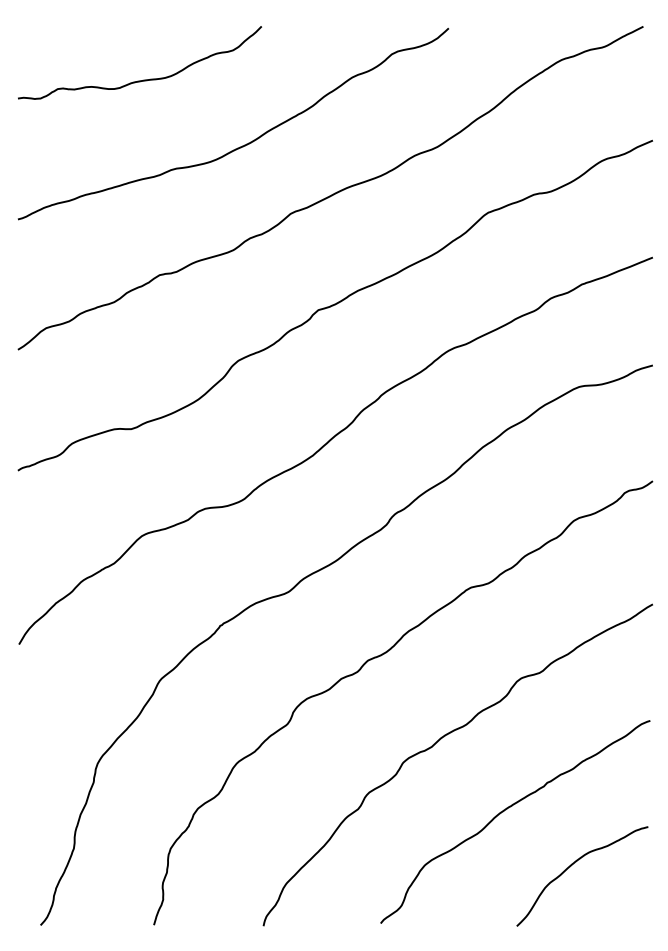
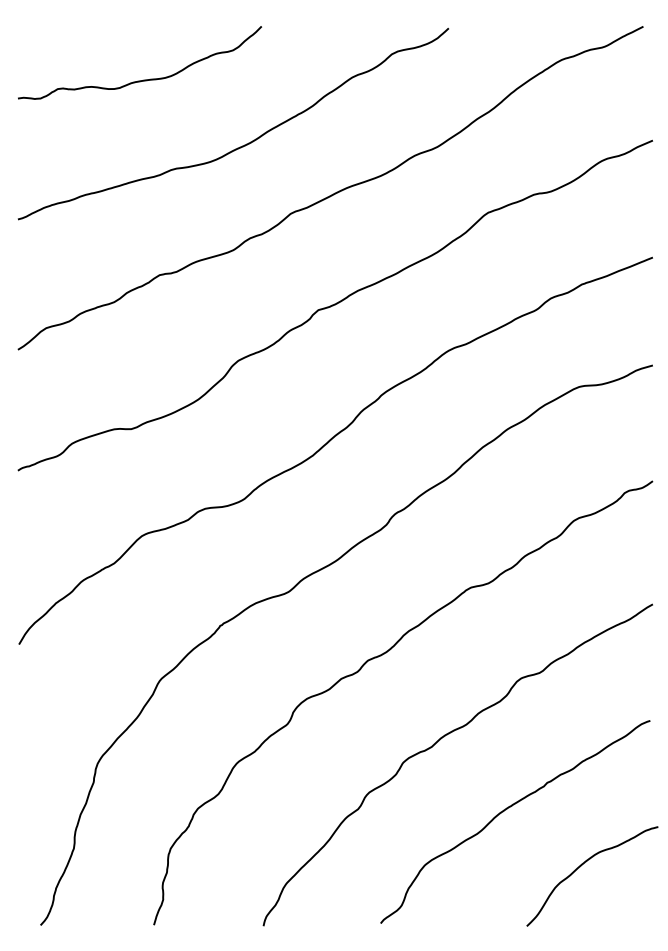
curve position: (572, 865) -> (582, 865) (582, 865)
